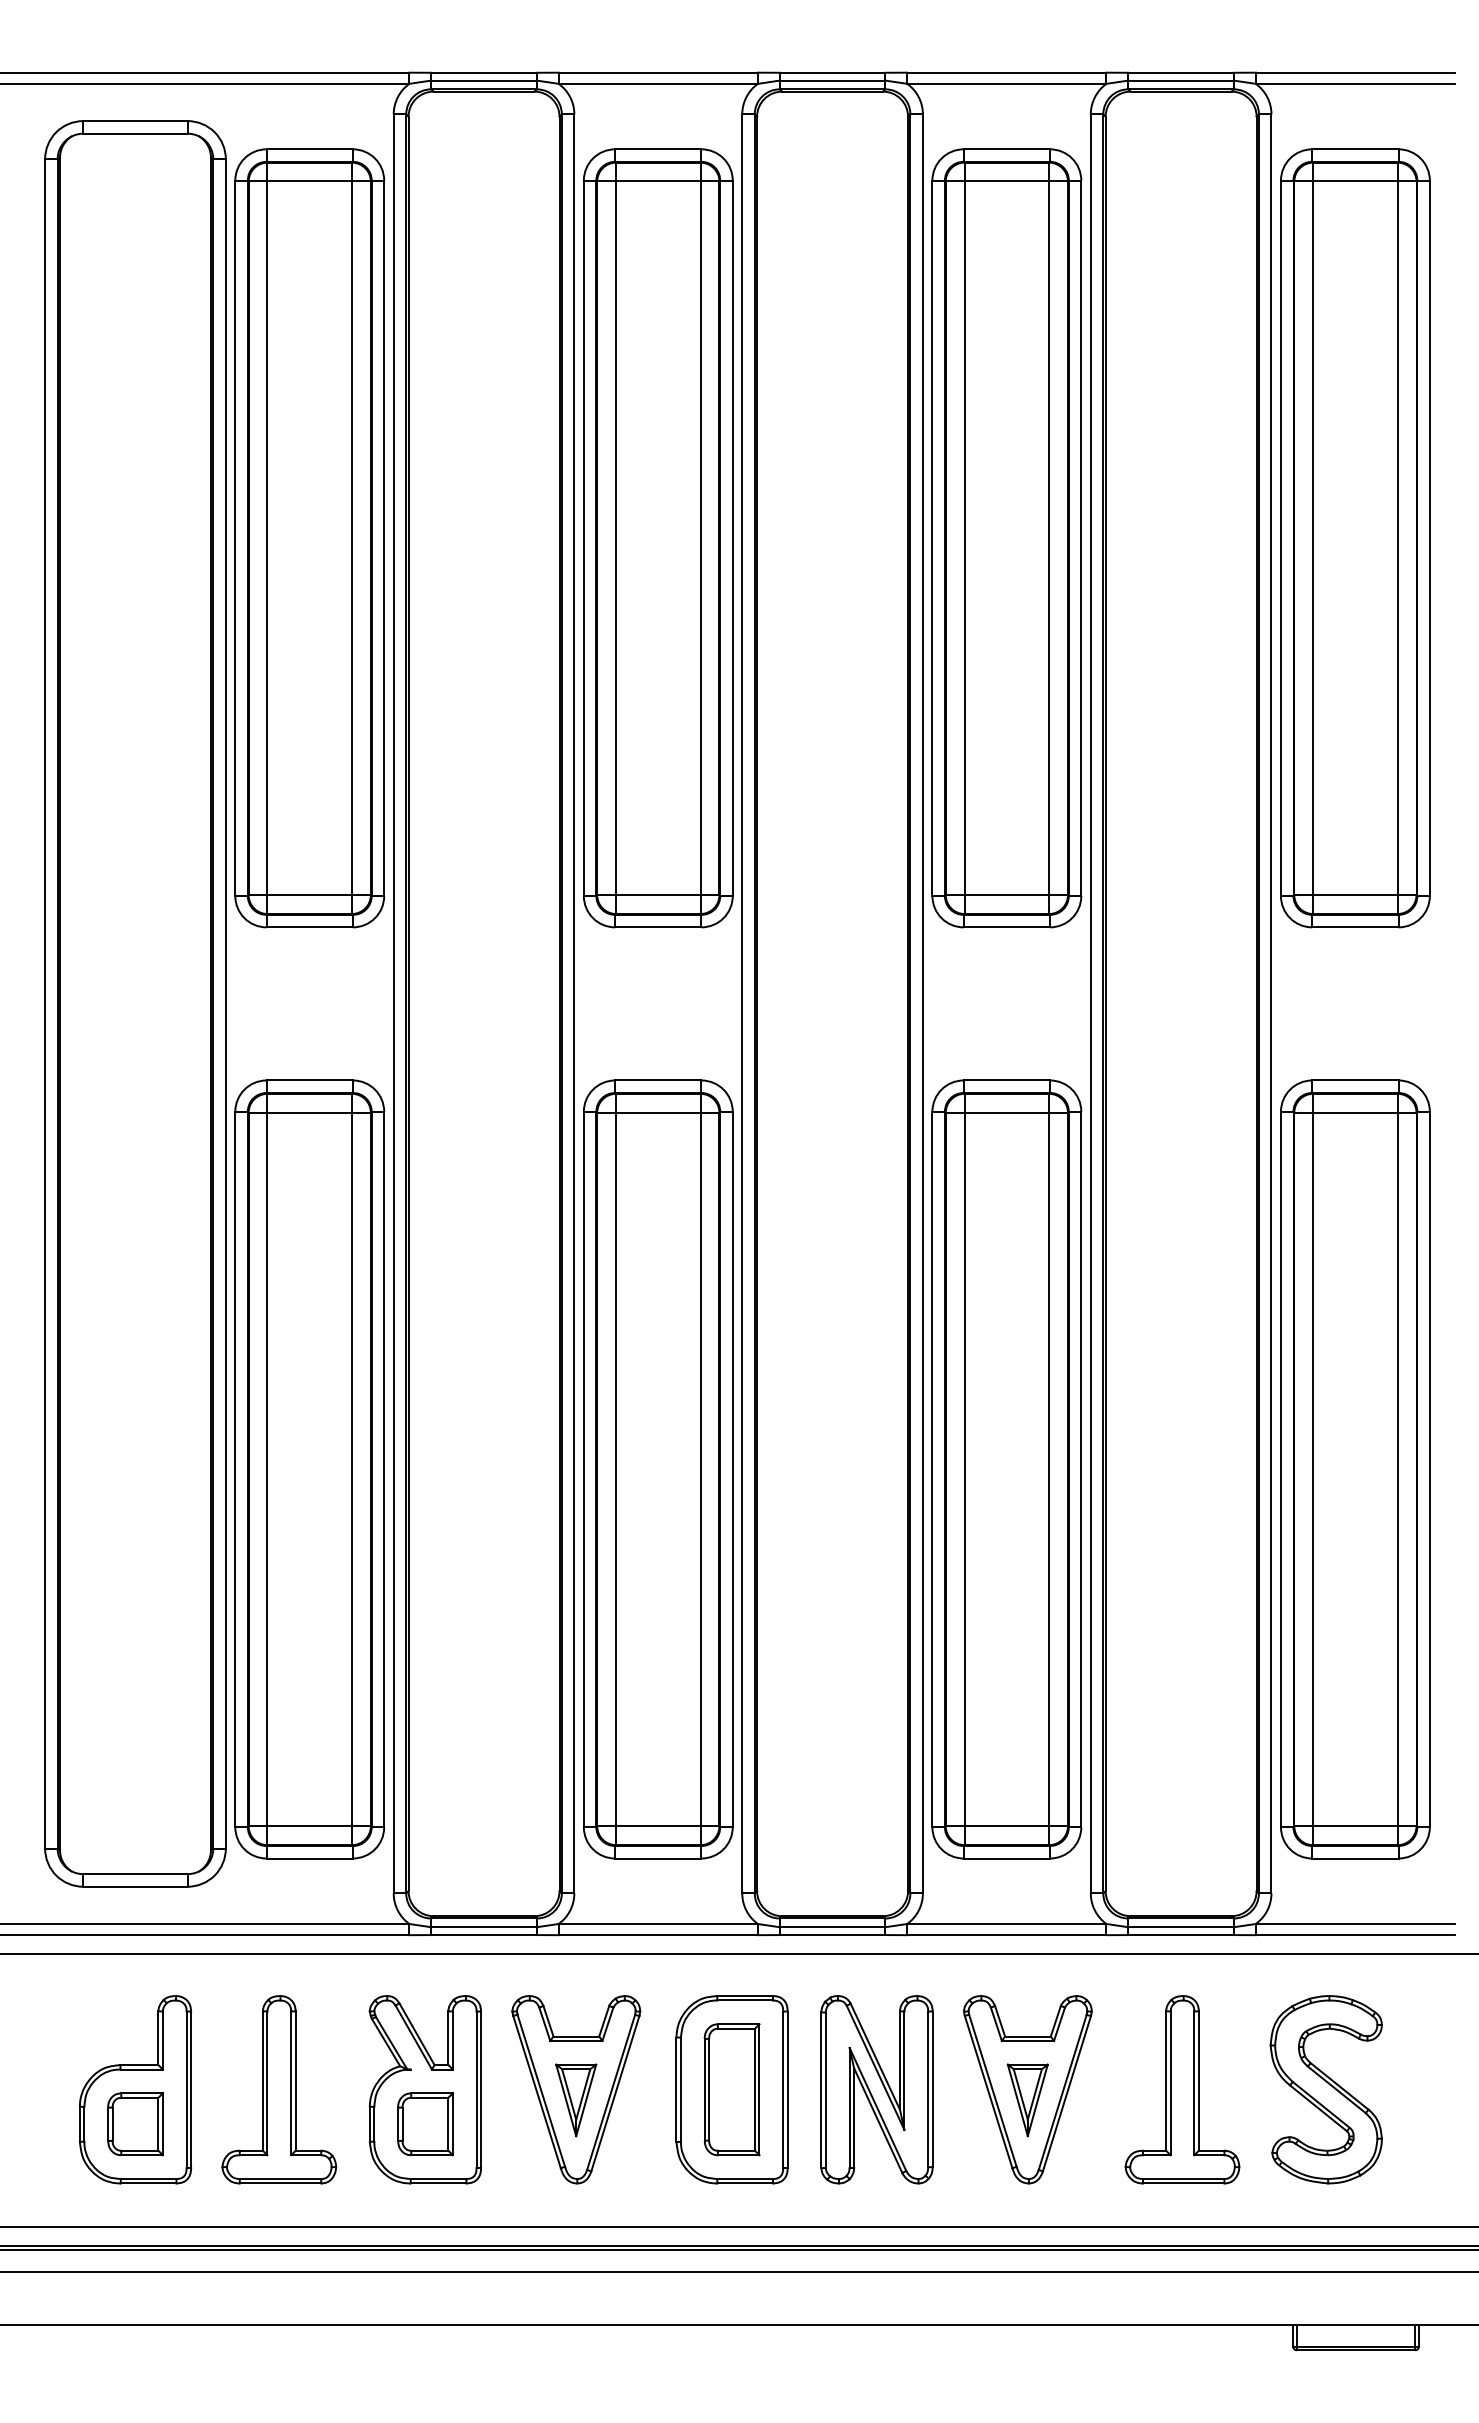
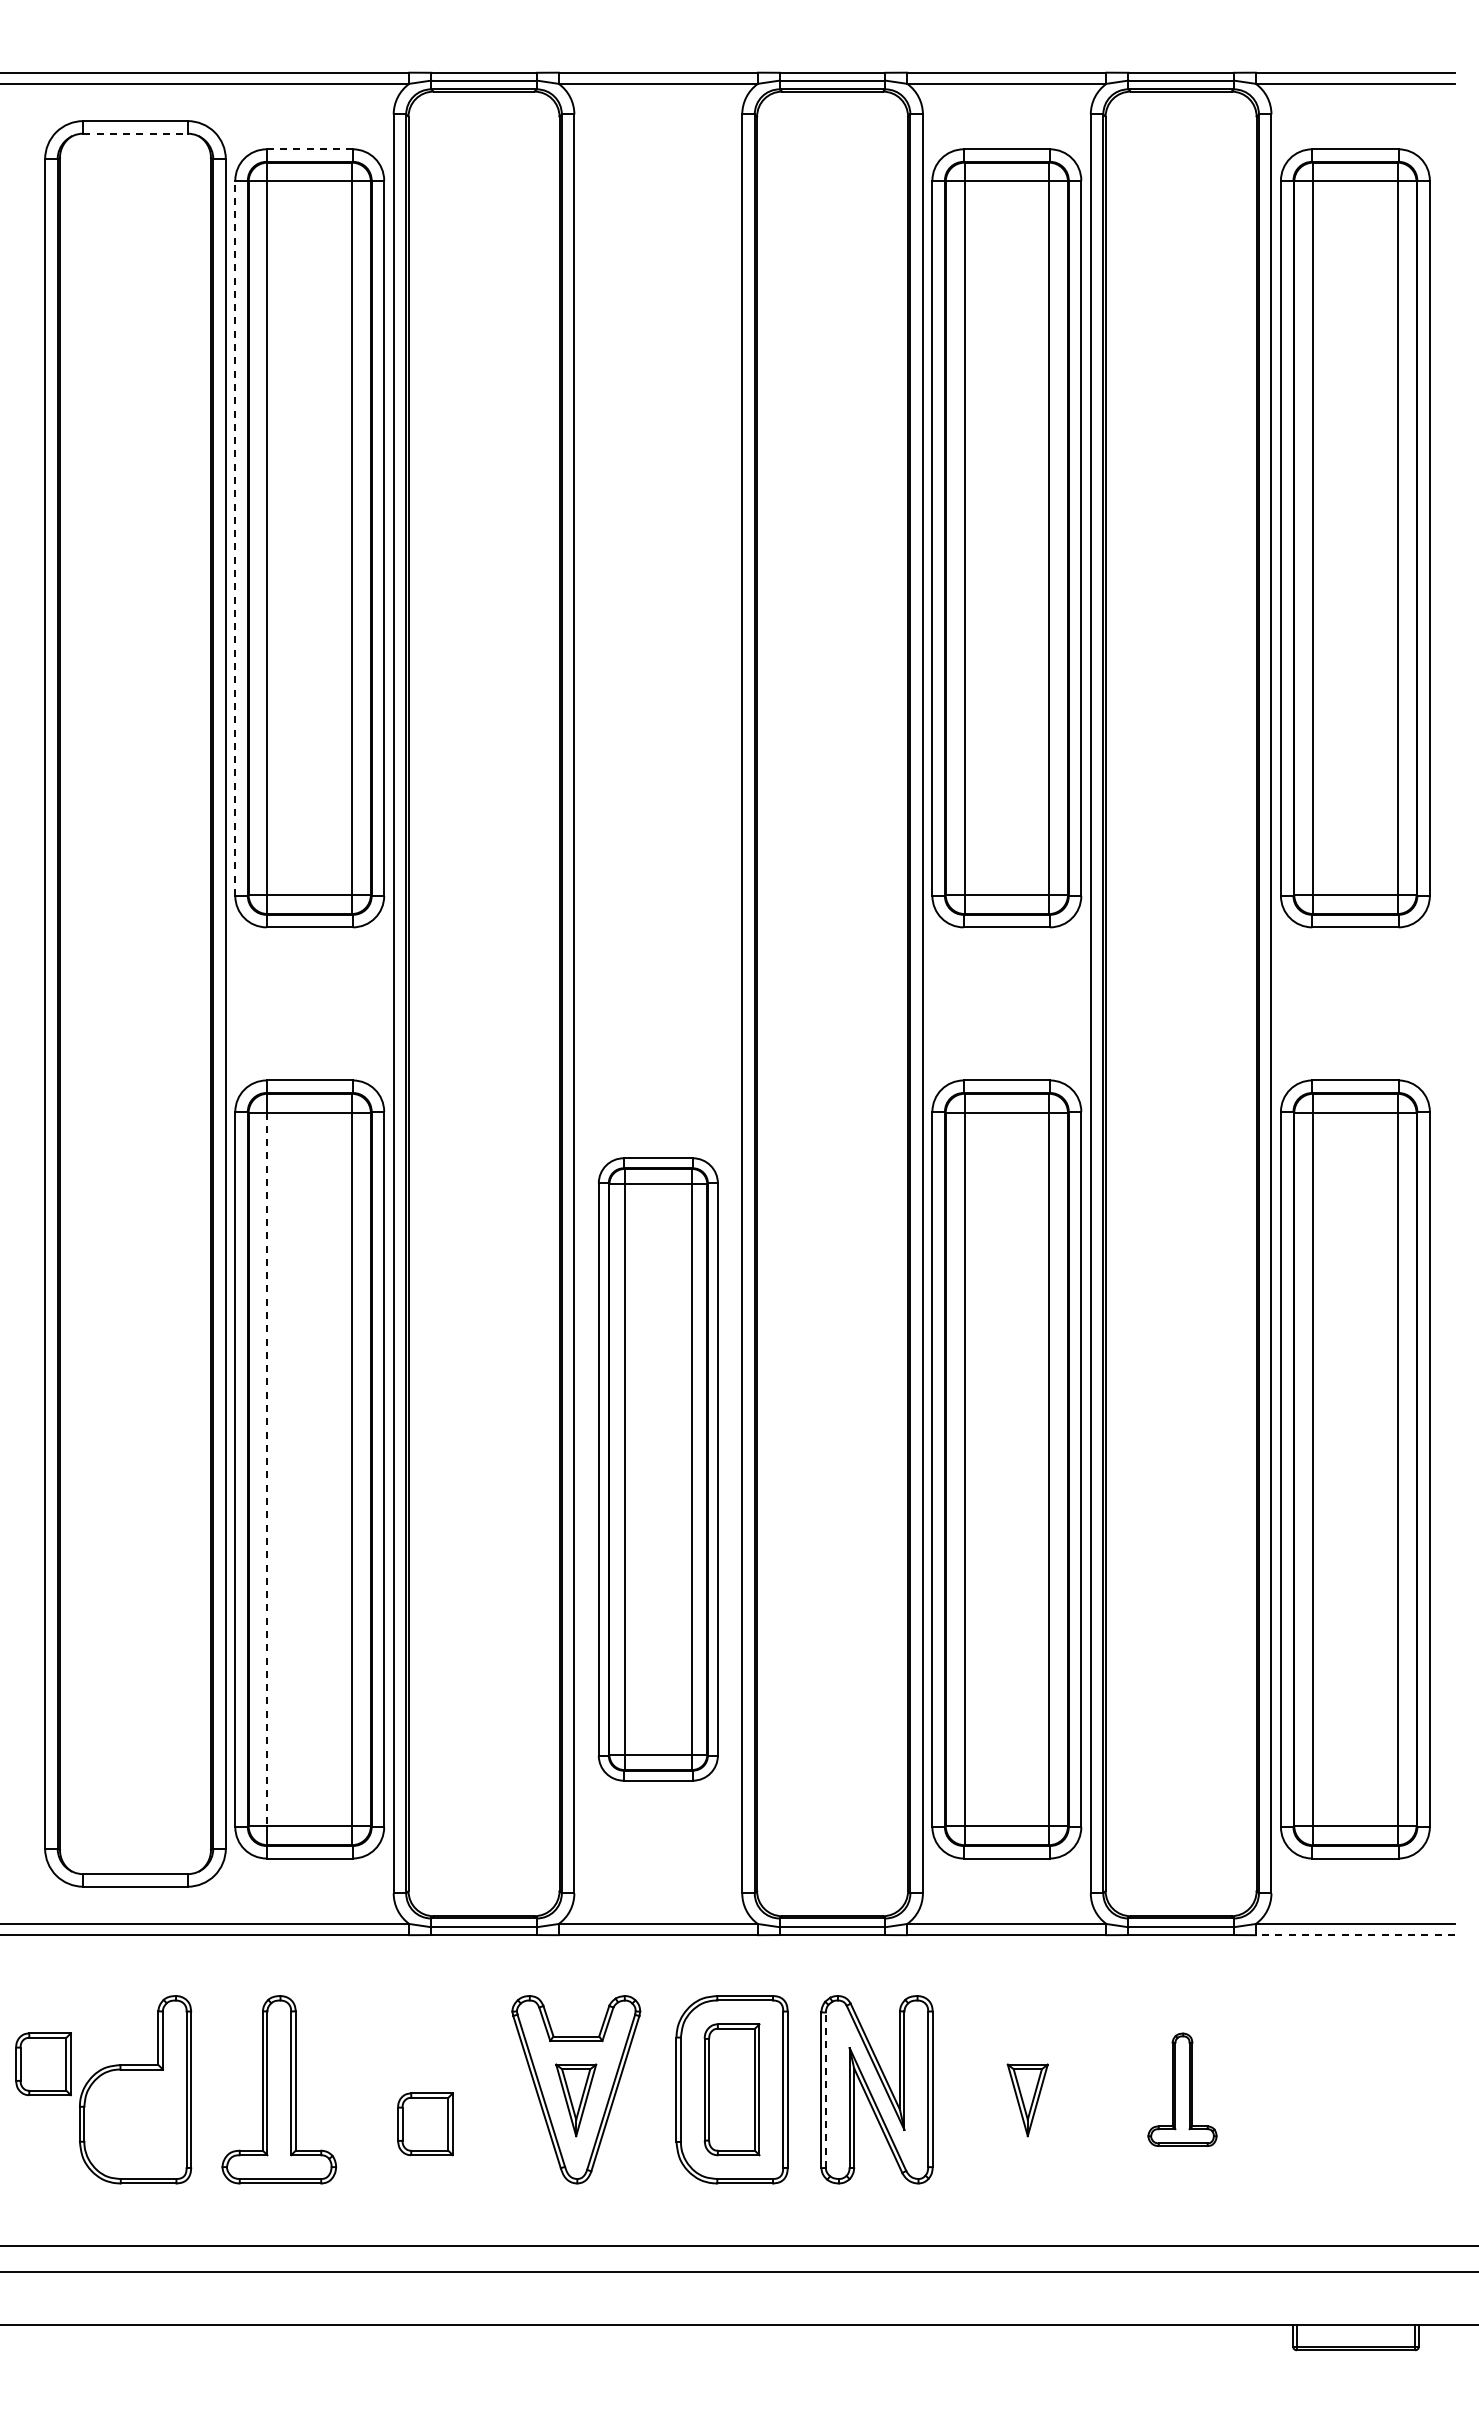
line: solid -> dashed (135, 133)
line: solid -> dashed (310, 149)
line: solid -> dashed (235, 538)
part: present -> none (658, 538)
line: solid -> dashed (267, 1469)
part size: 151x781 px -> 122x625 px (657, 1469)
line: solid -> dashed (1355, 1935)
line: present -> none (738, 1953)
part: present -> none (424, 2089)
part: present -> none (1027, 2089)
part size: 117x190 px -> 71x115 px (1182, 2089)
part: present -> none (1325, 2089)
line: solid -> dashed (825, 2090)
part position: (135, 2124) -> (43, 2064) (43, 2064)
line: present -> none (738, 2226)
line: present -> none (738, 2249)
